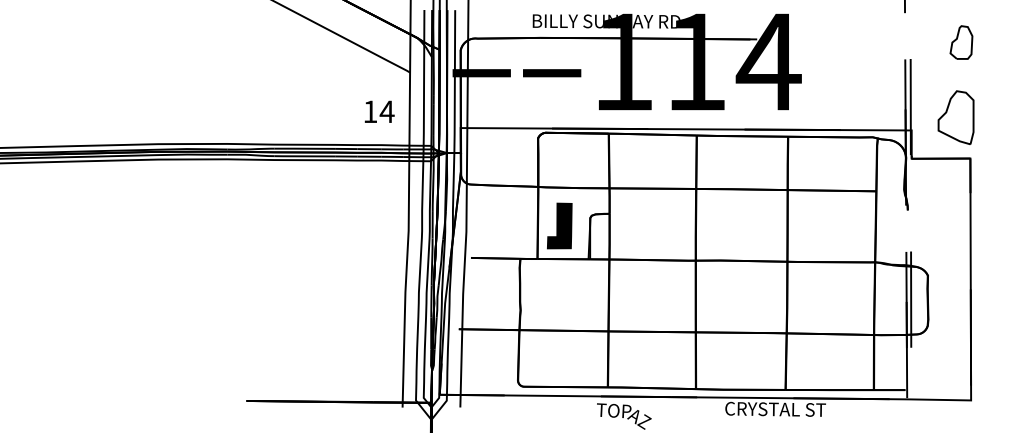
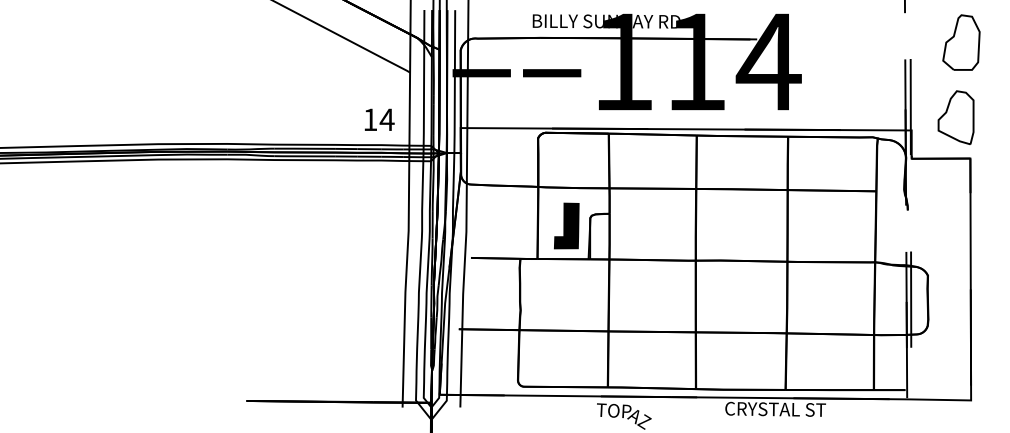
part size: 25x35 px -> 39x57 px (961, 42)
text position: (379, 111) -> (379, 119) (379, 119)
part position: (559, 225) -> (566, 225) (566, 225)
